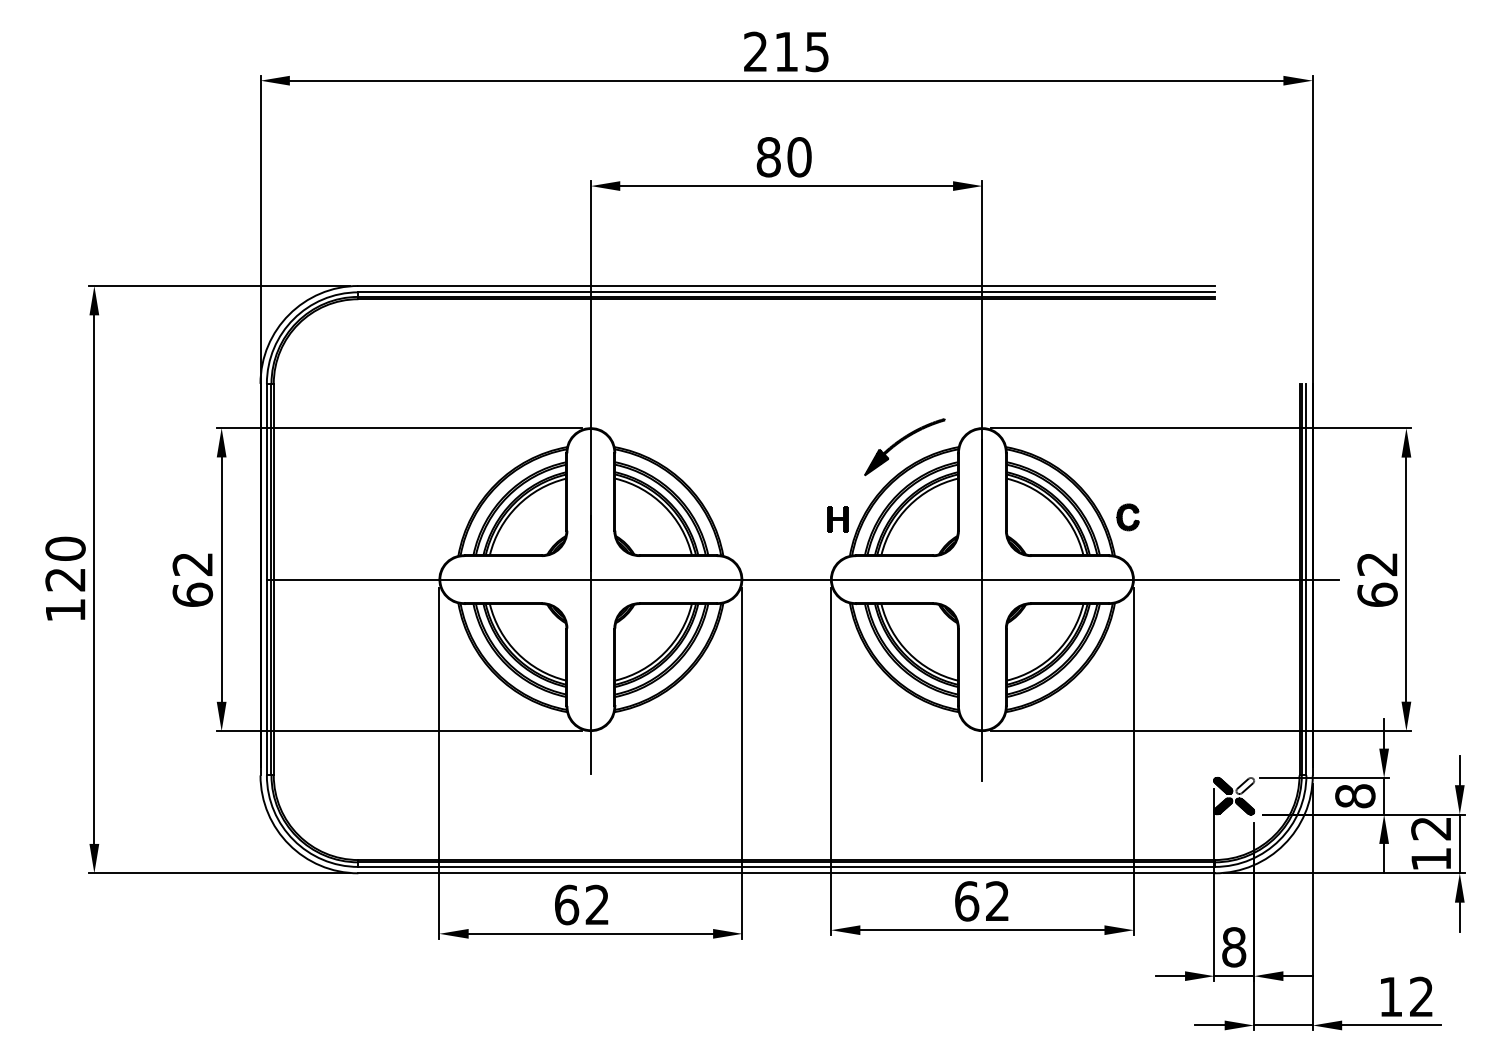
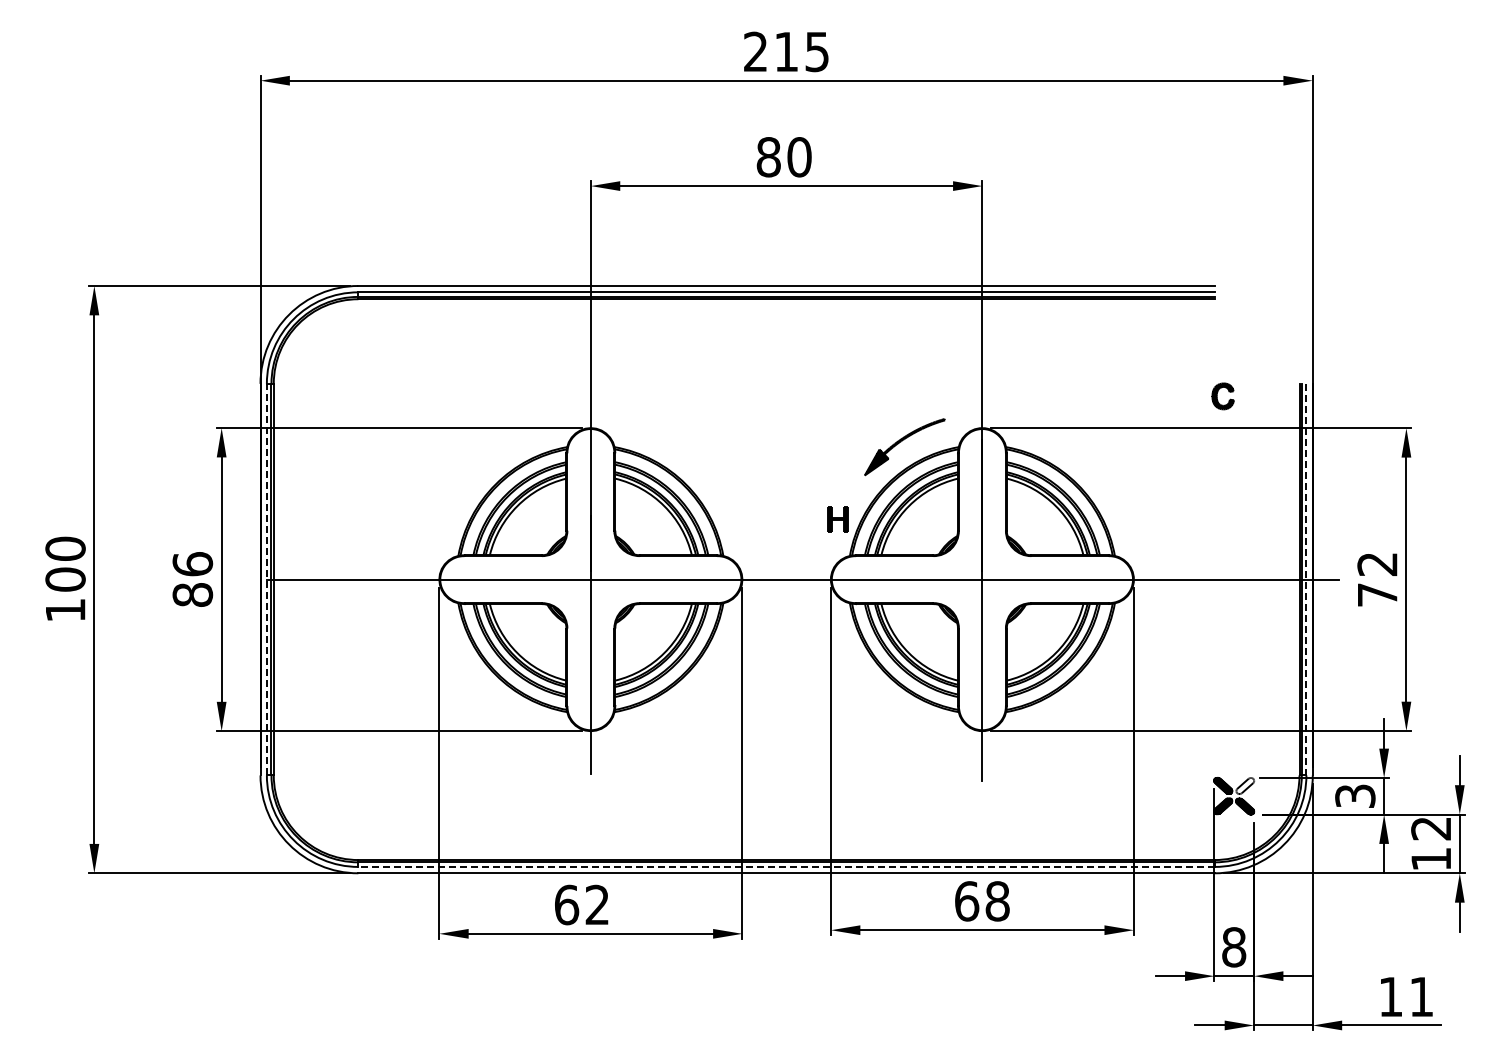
part position: (1127, 517) -> (1222, 396) (1222, 396)
text: 120 -> 100 (65, 579)
text: 62 -> 86 (192, 579)
line: solid -> dashed (266, 579)
line: solid -> dashed (1306, 579)
text: 62 -> 72 (1377, 594)
text: 8 -> 3 (1355, 796)
line: solid -> dashed (786, 866)
text: 62 -> 68 (997, 901)
text: 12 -> 11 (1421, 996)
